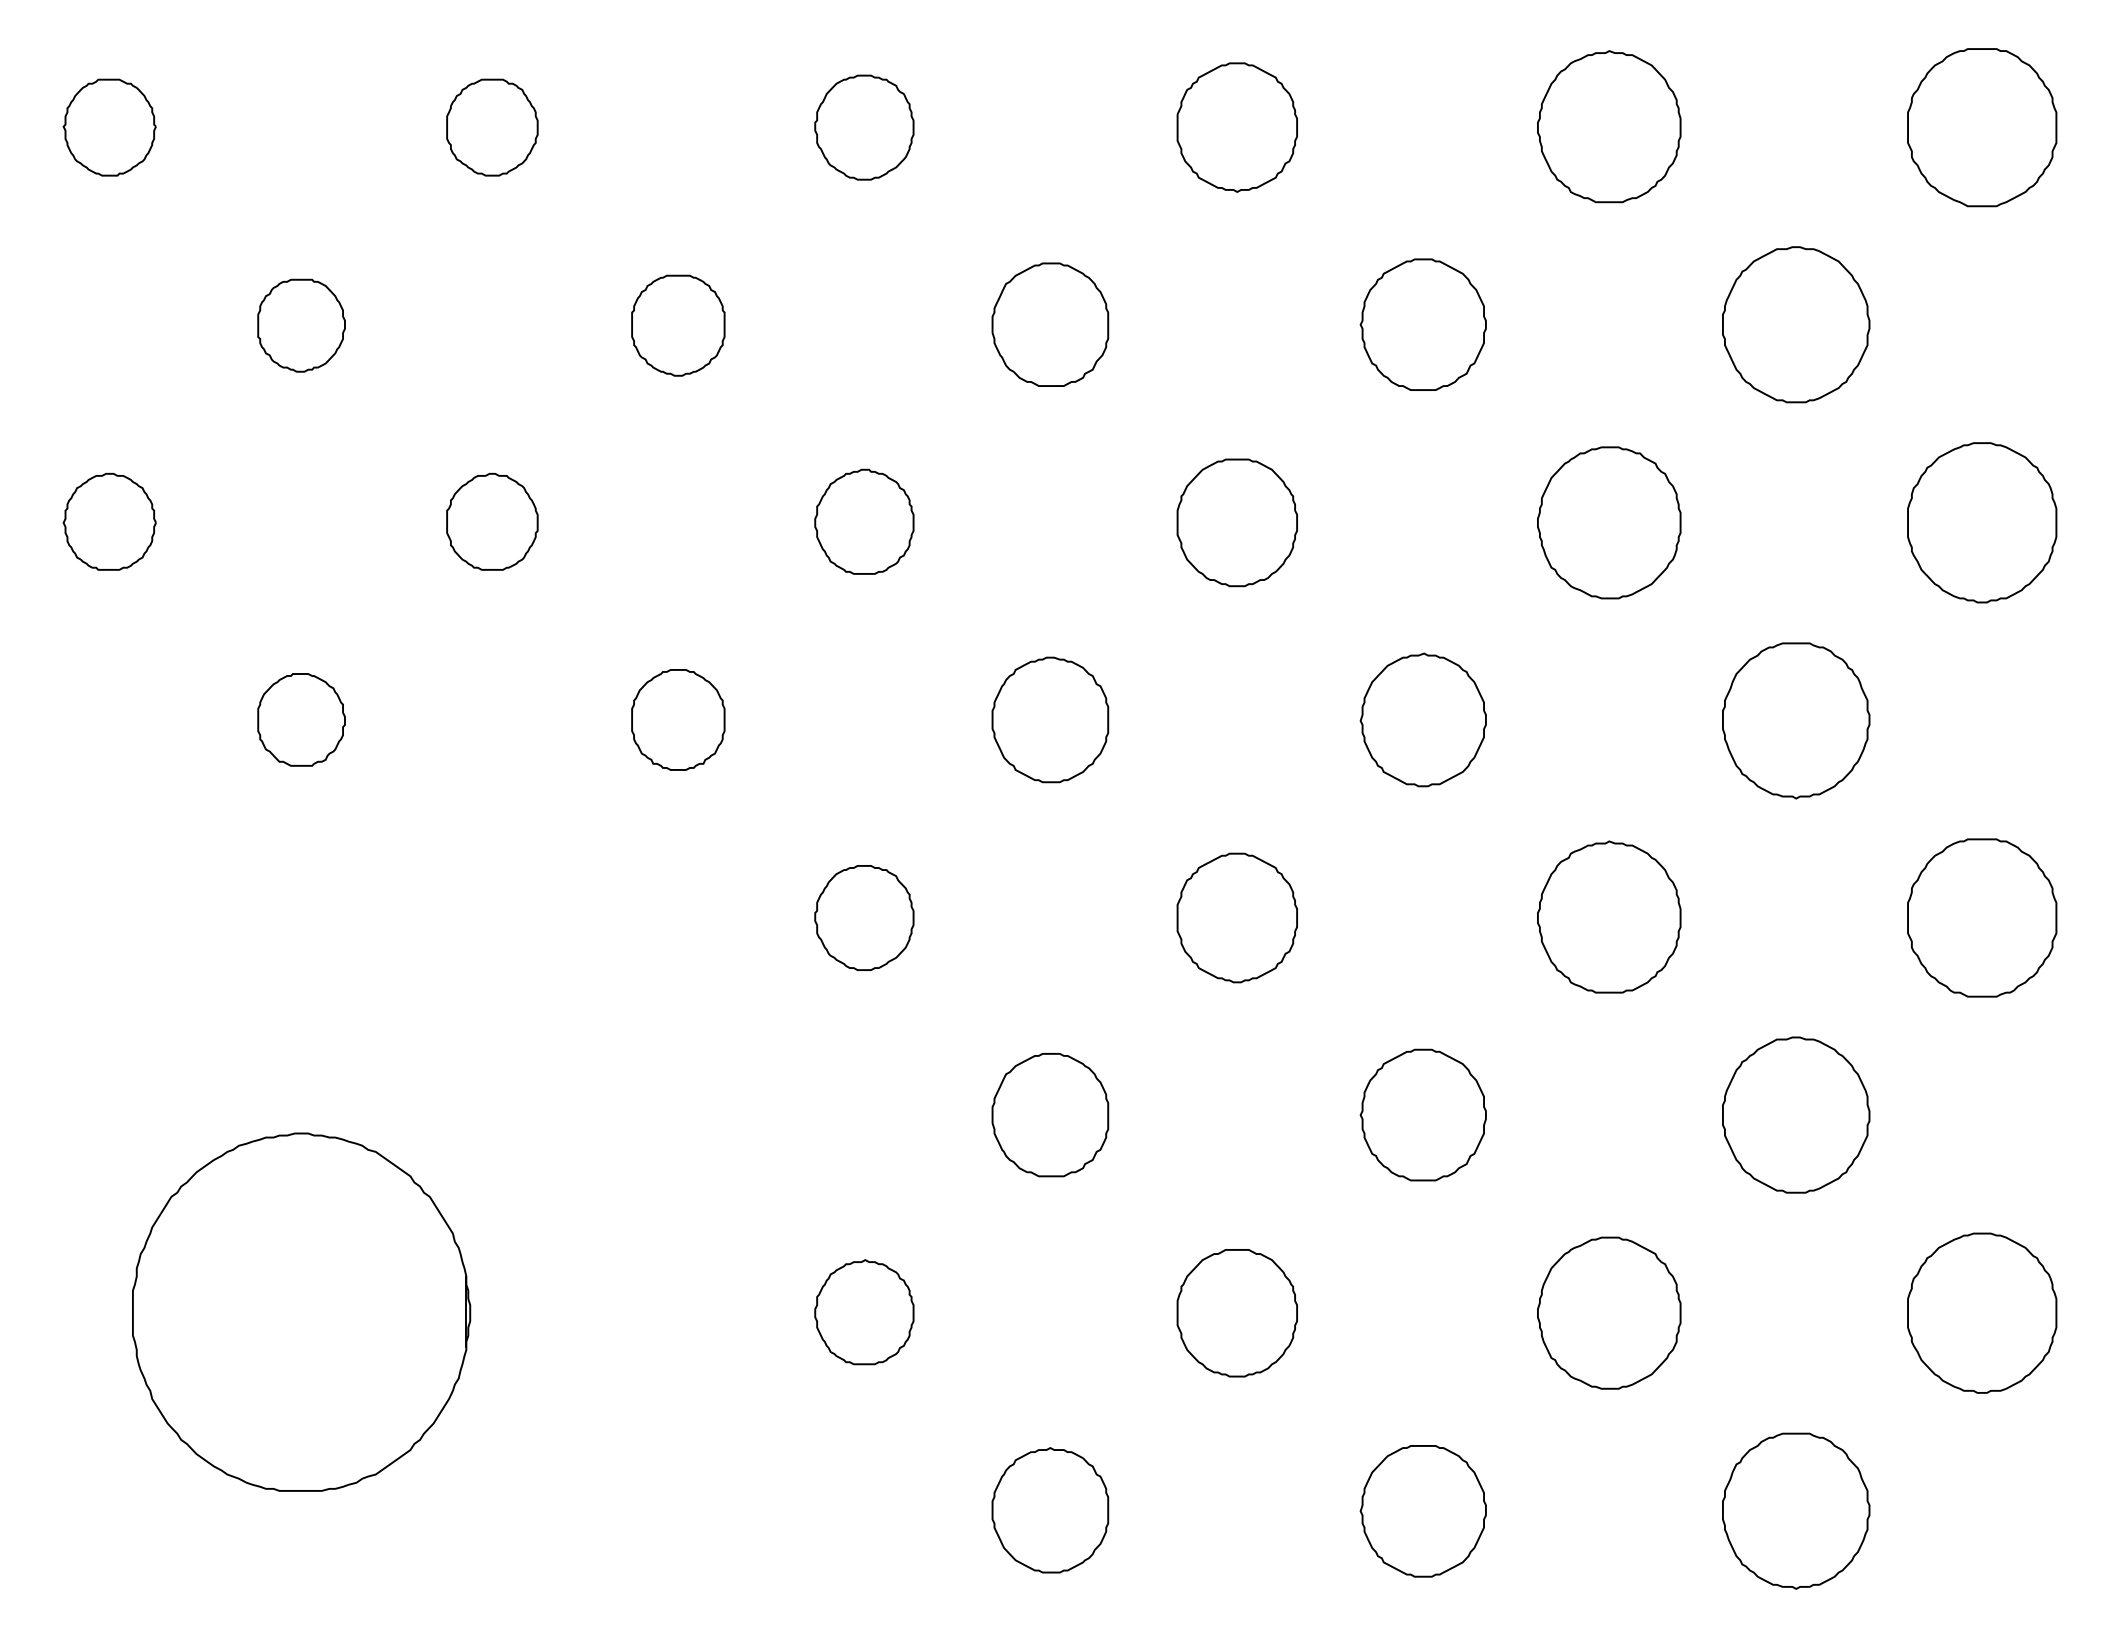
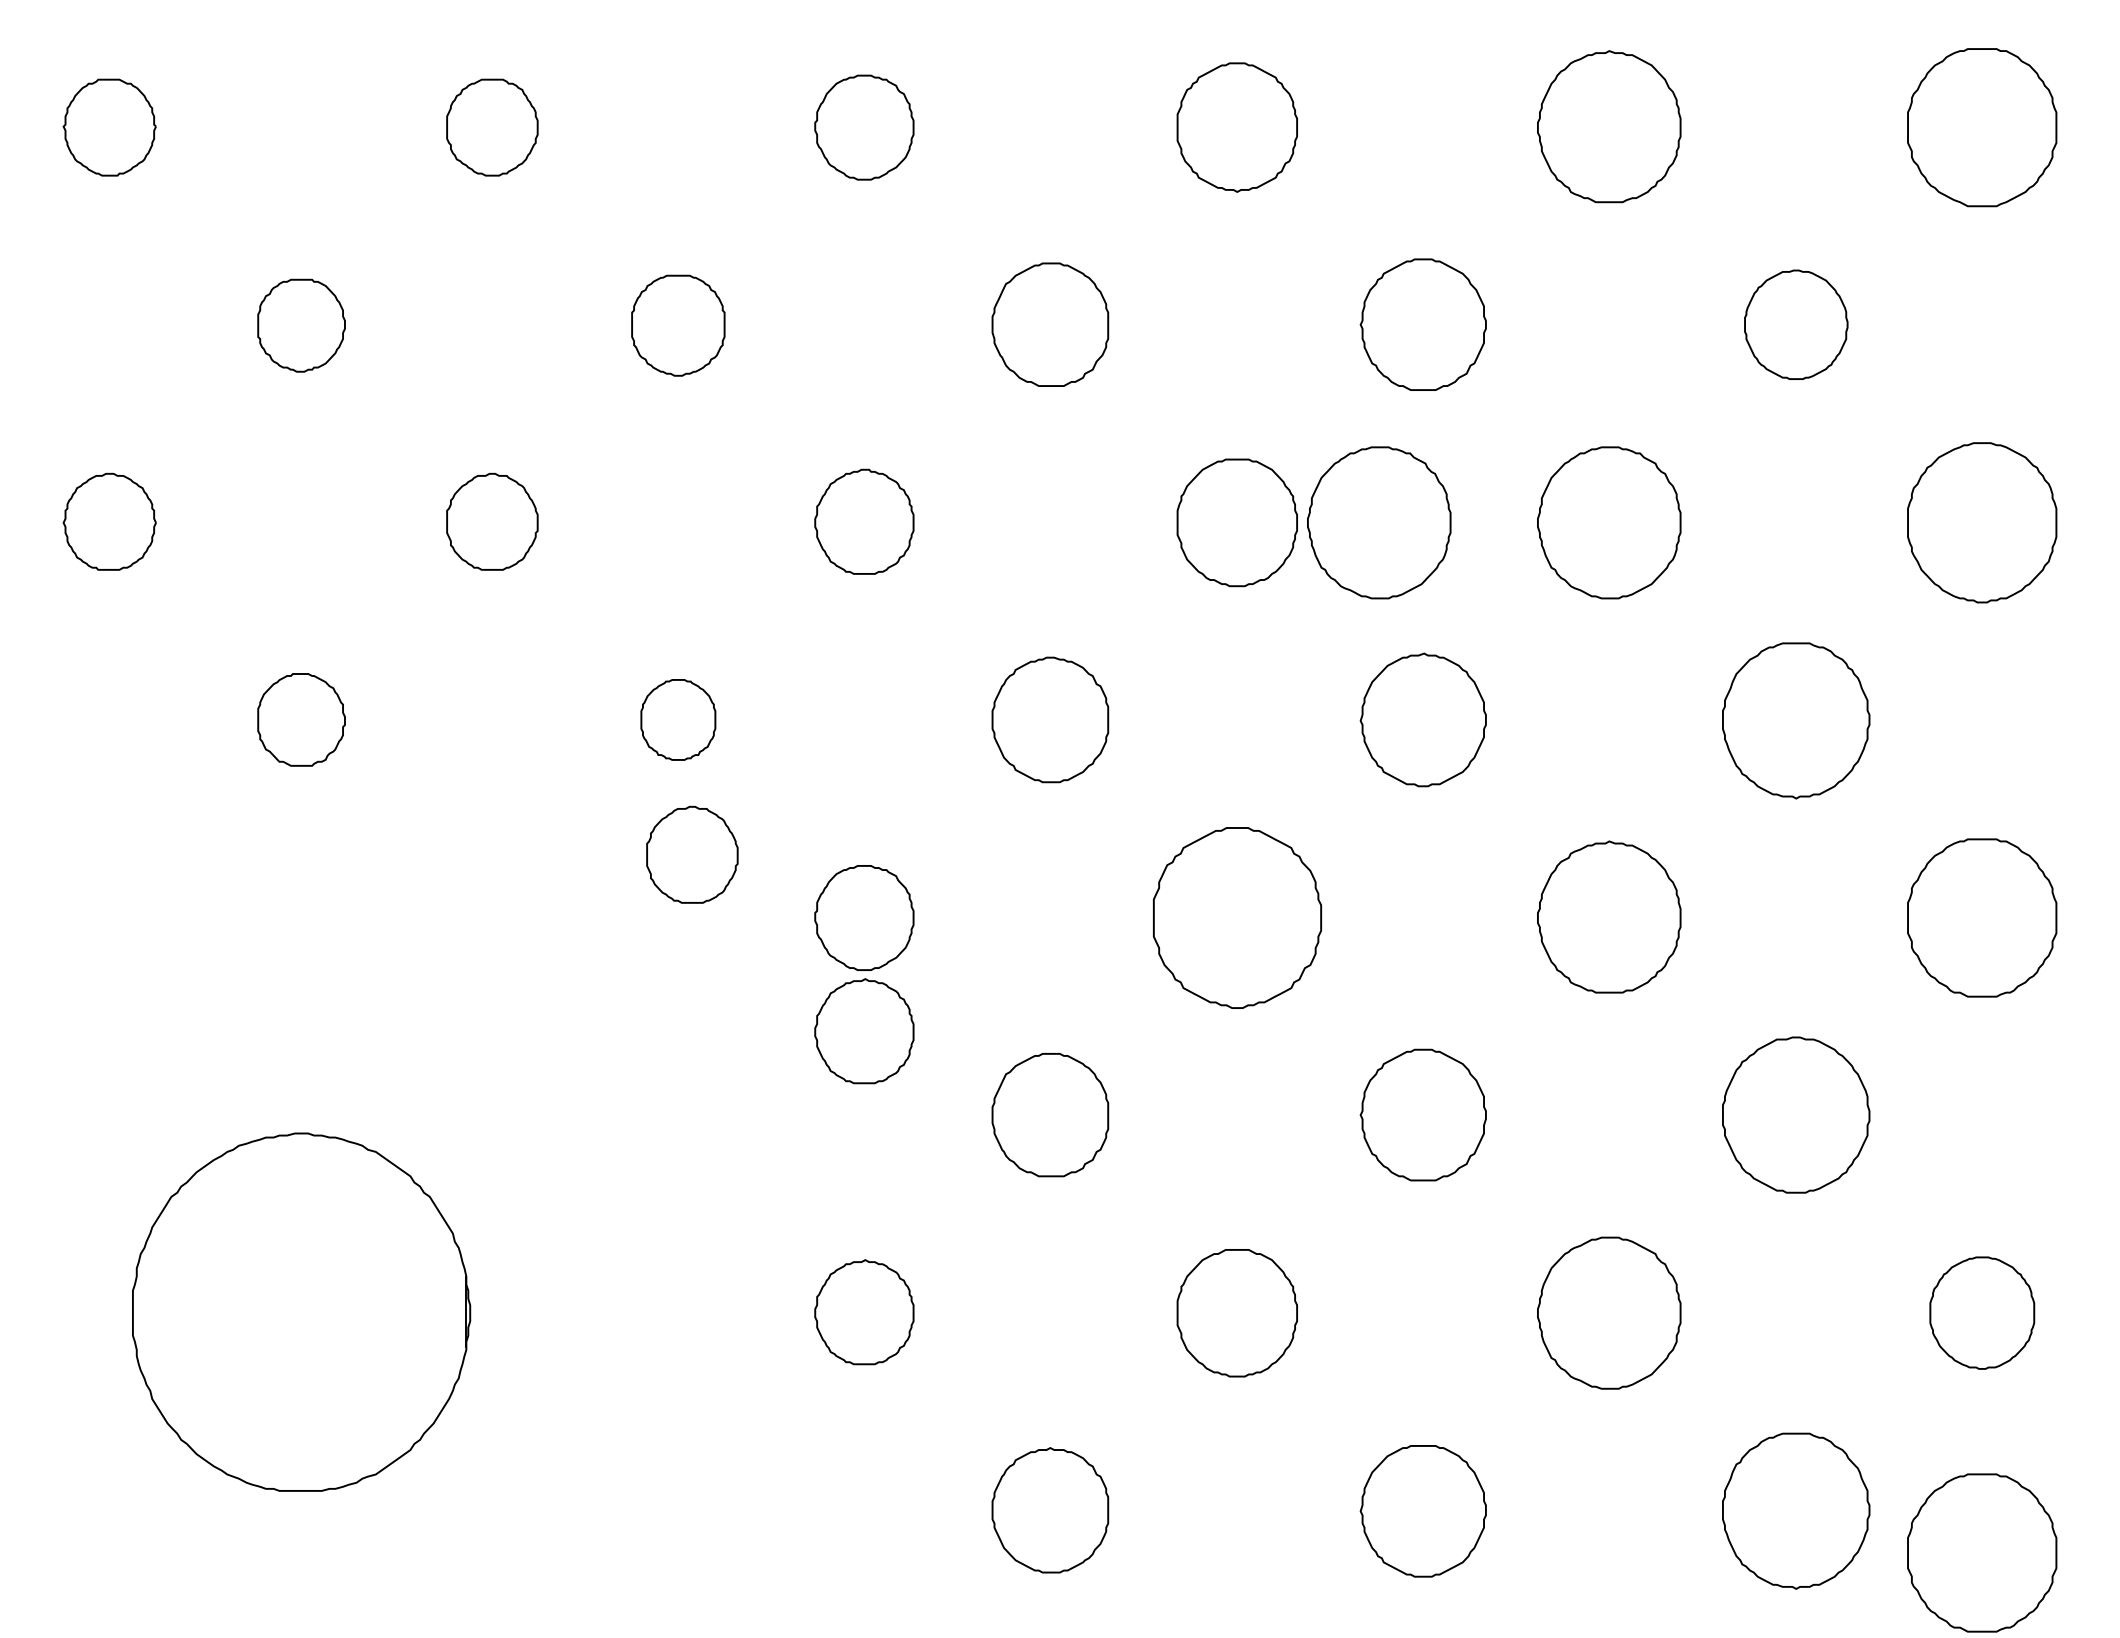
part size: 149x158 px -> 105x111 px (1796, 324)
part: none -> present (1379, 522)
part size: 95x102 px -> 77x82 px (678, 719)
part: none -> present (692, 854)
part size: 122x132 px -> 170x182 px (1237, 917)
part: none -> present (864, 1031)
part size: 151x162 px -> 107x114 px (1982, 1312)
part: none -> present (1982, 1552)
